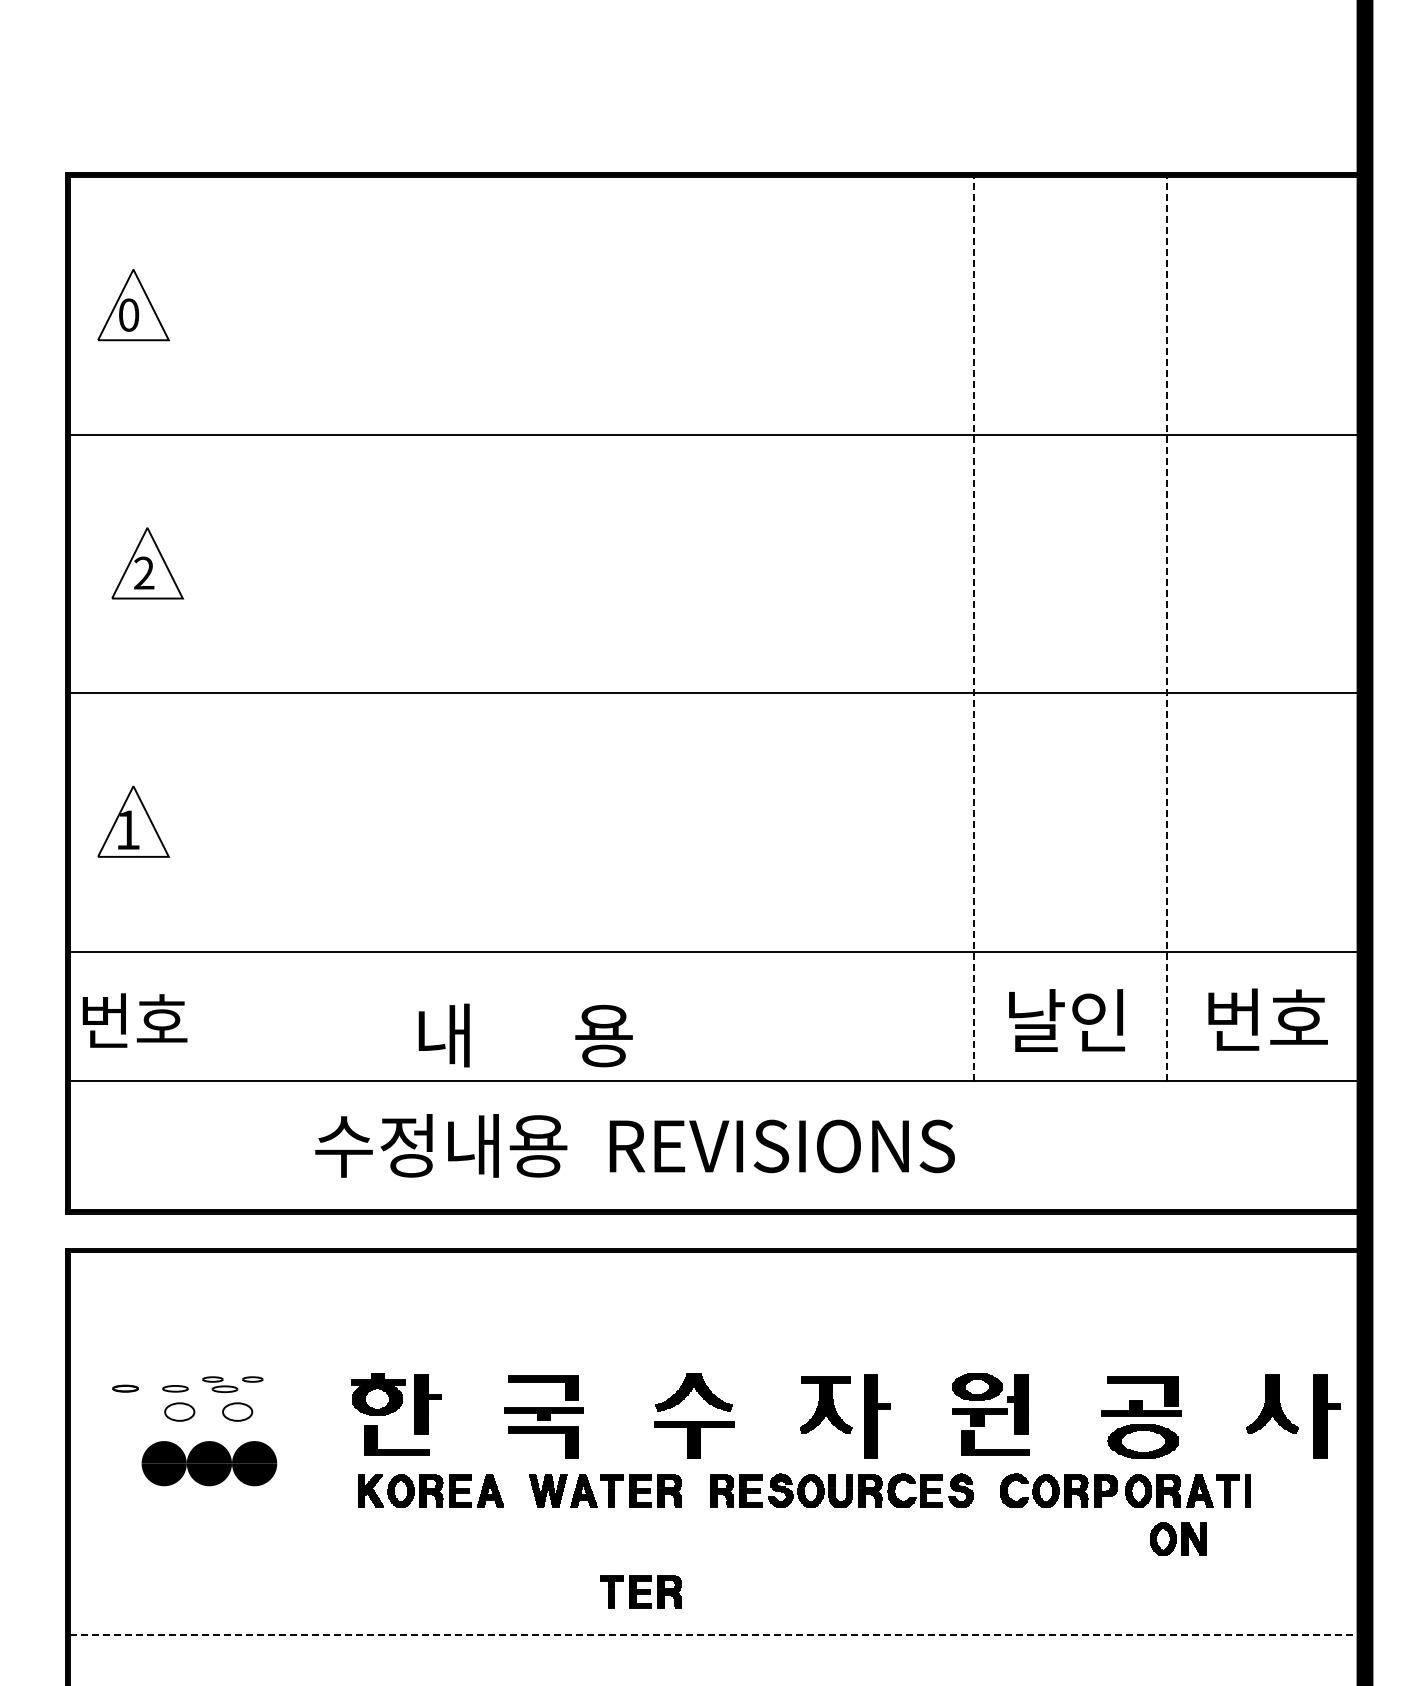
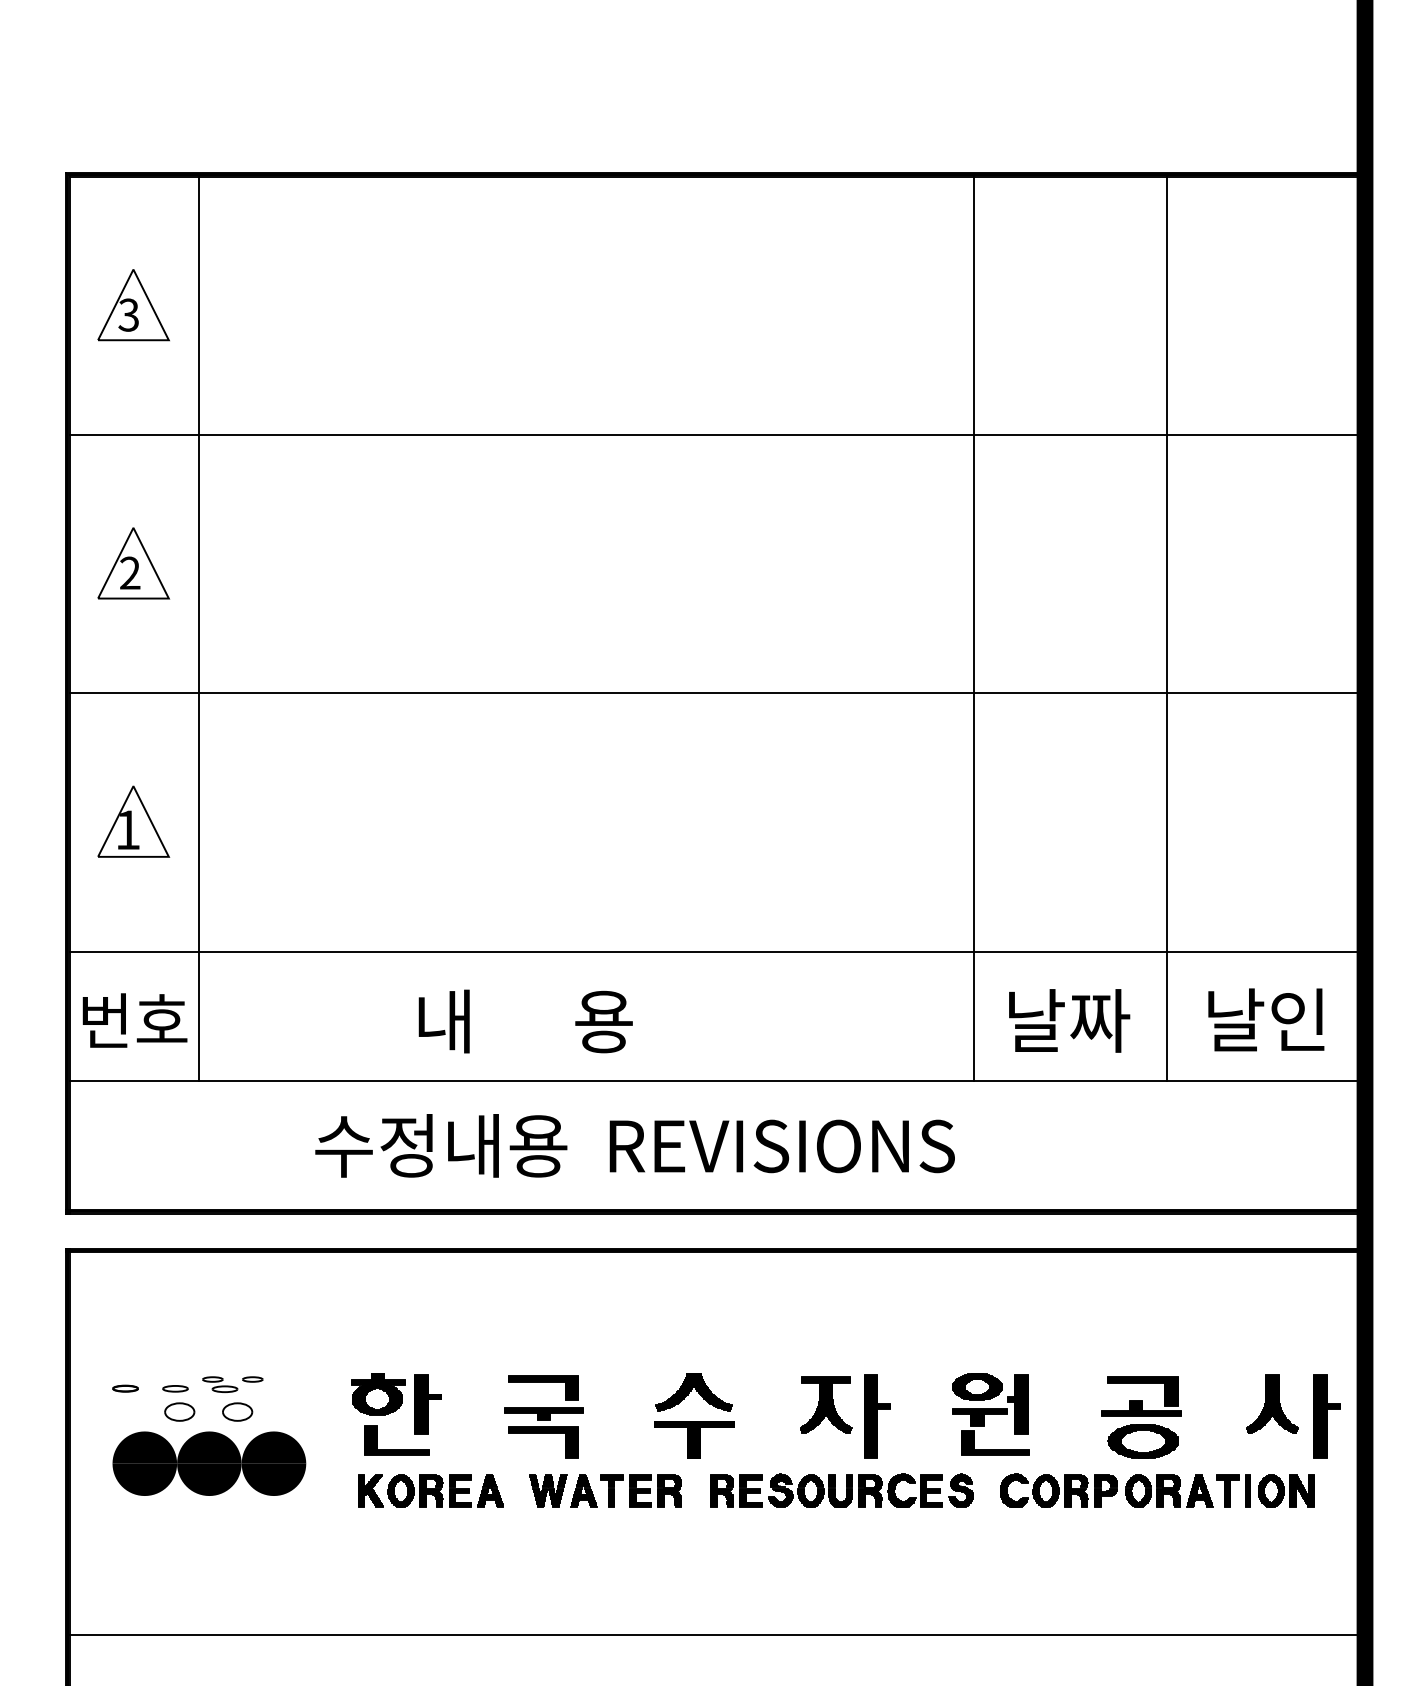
text: 0 -> 3 (128, 314)
part position: (147, 563) -> (133, 563) (133, 563)
line: none -> present (198, 628)
line: dashed -> solid (973, 628)
line: dashed -> solid (1167, 628)
text: 번호 -> 날인 (1267, 1019)
text: 날인 -> 날짜 (1100, 1020)
text position: (525, 1035) -> (525, 1021) (525, 1021)
part size: 137x46 px -> 195x65 px (209, 1463)
part position: (1178, 1538) -> (1286, 1490) (1286, 1490)
part: present -> none (640, 1591)
line: dashed -> solid (715, 1634)
